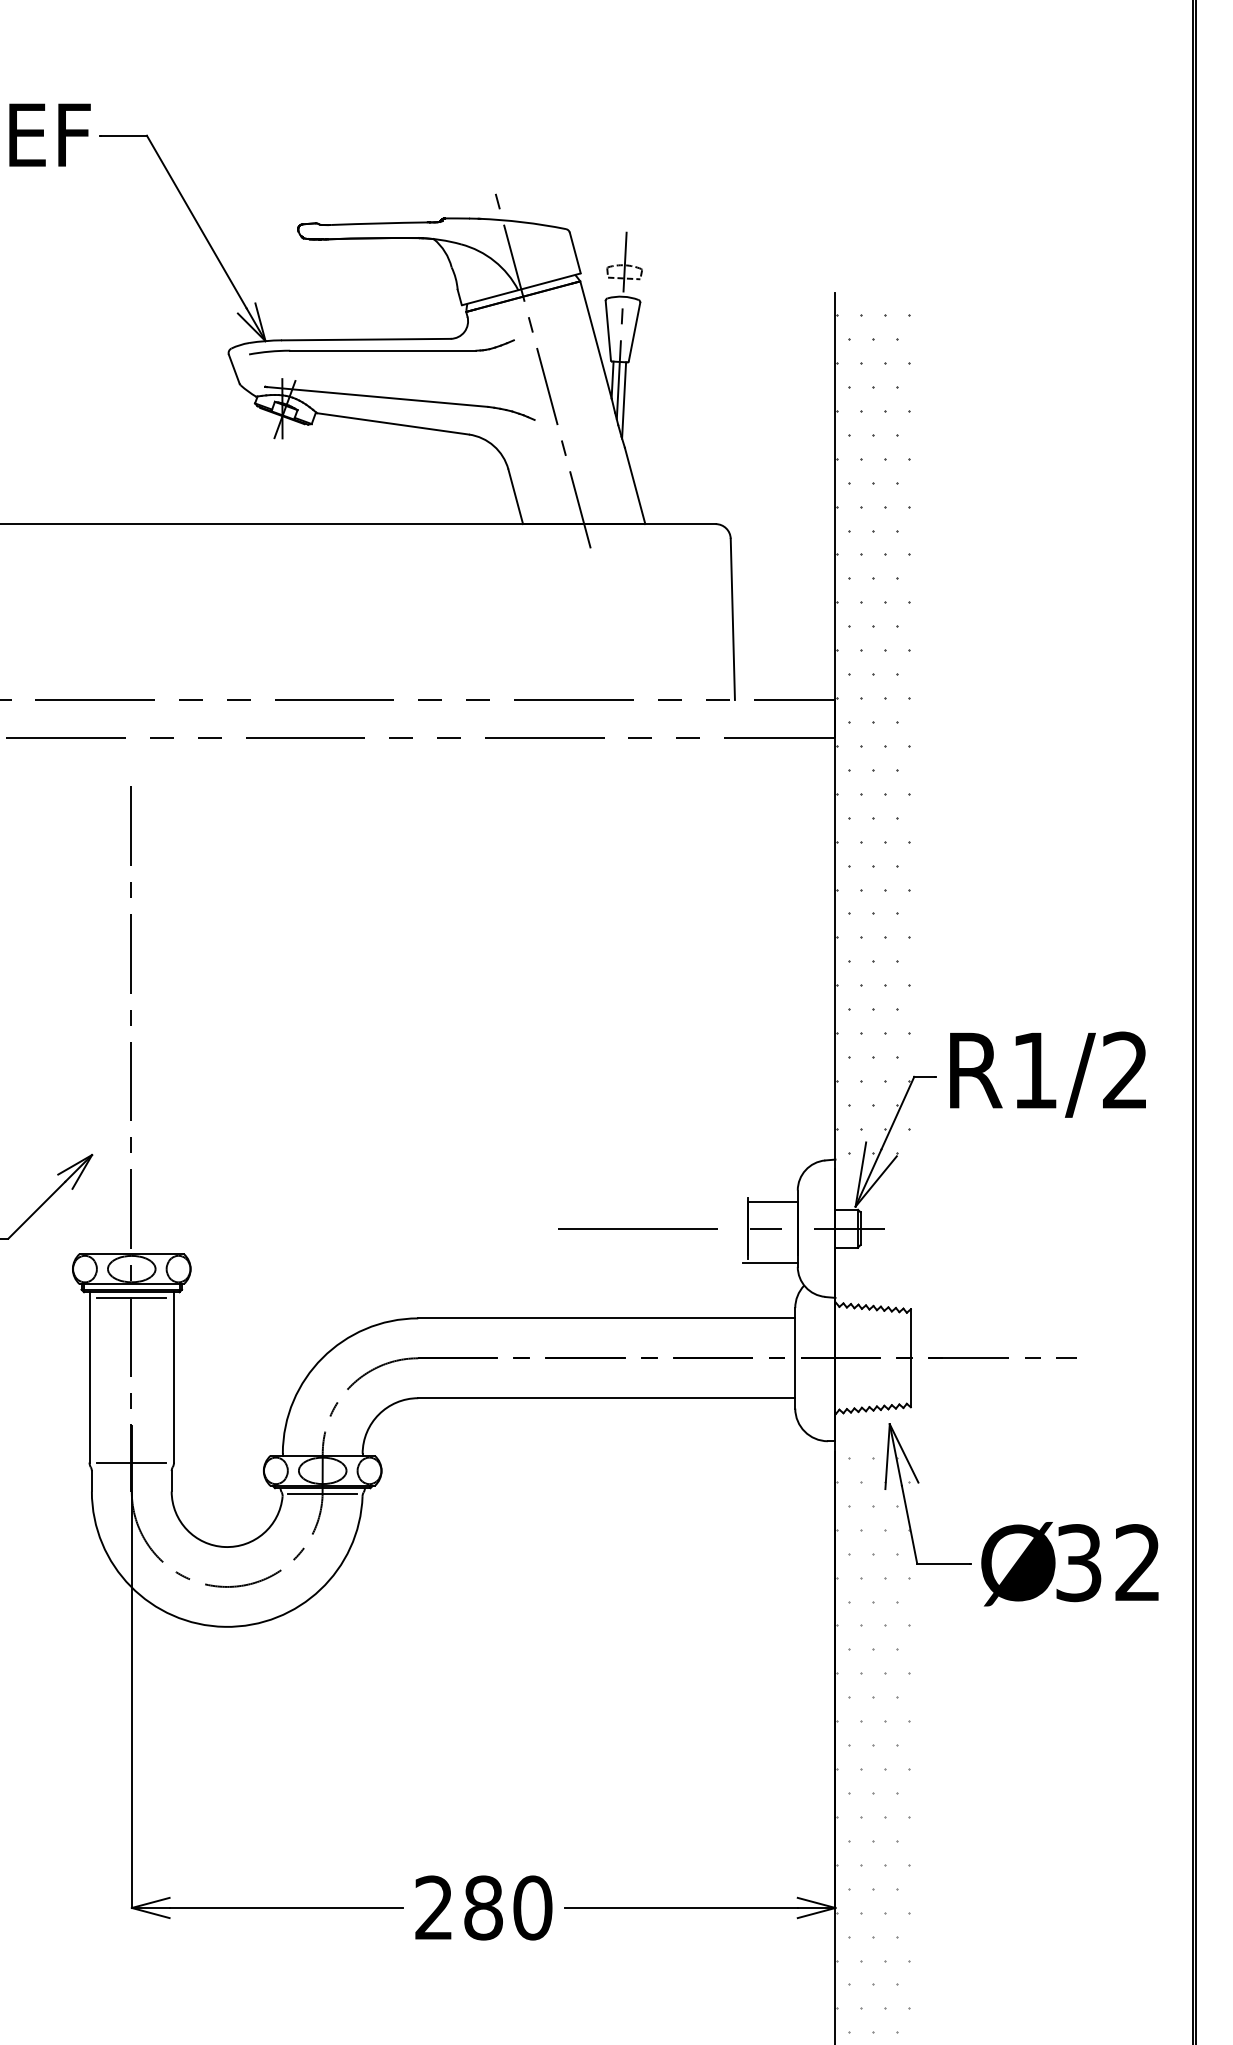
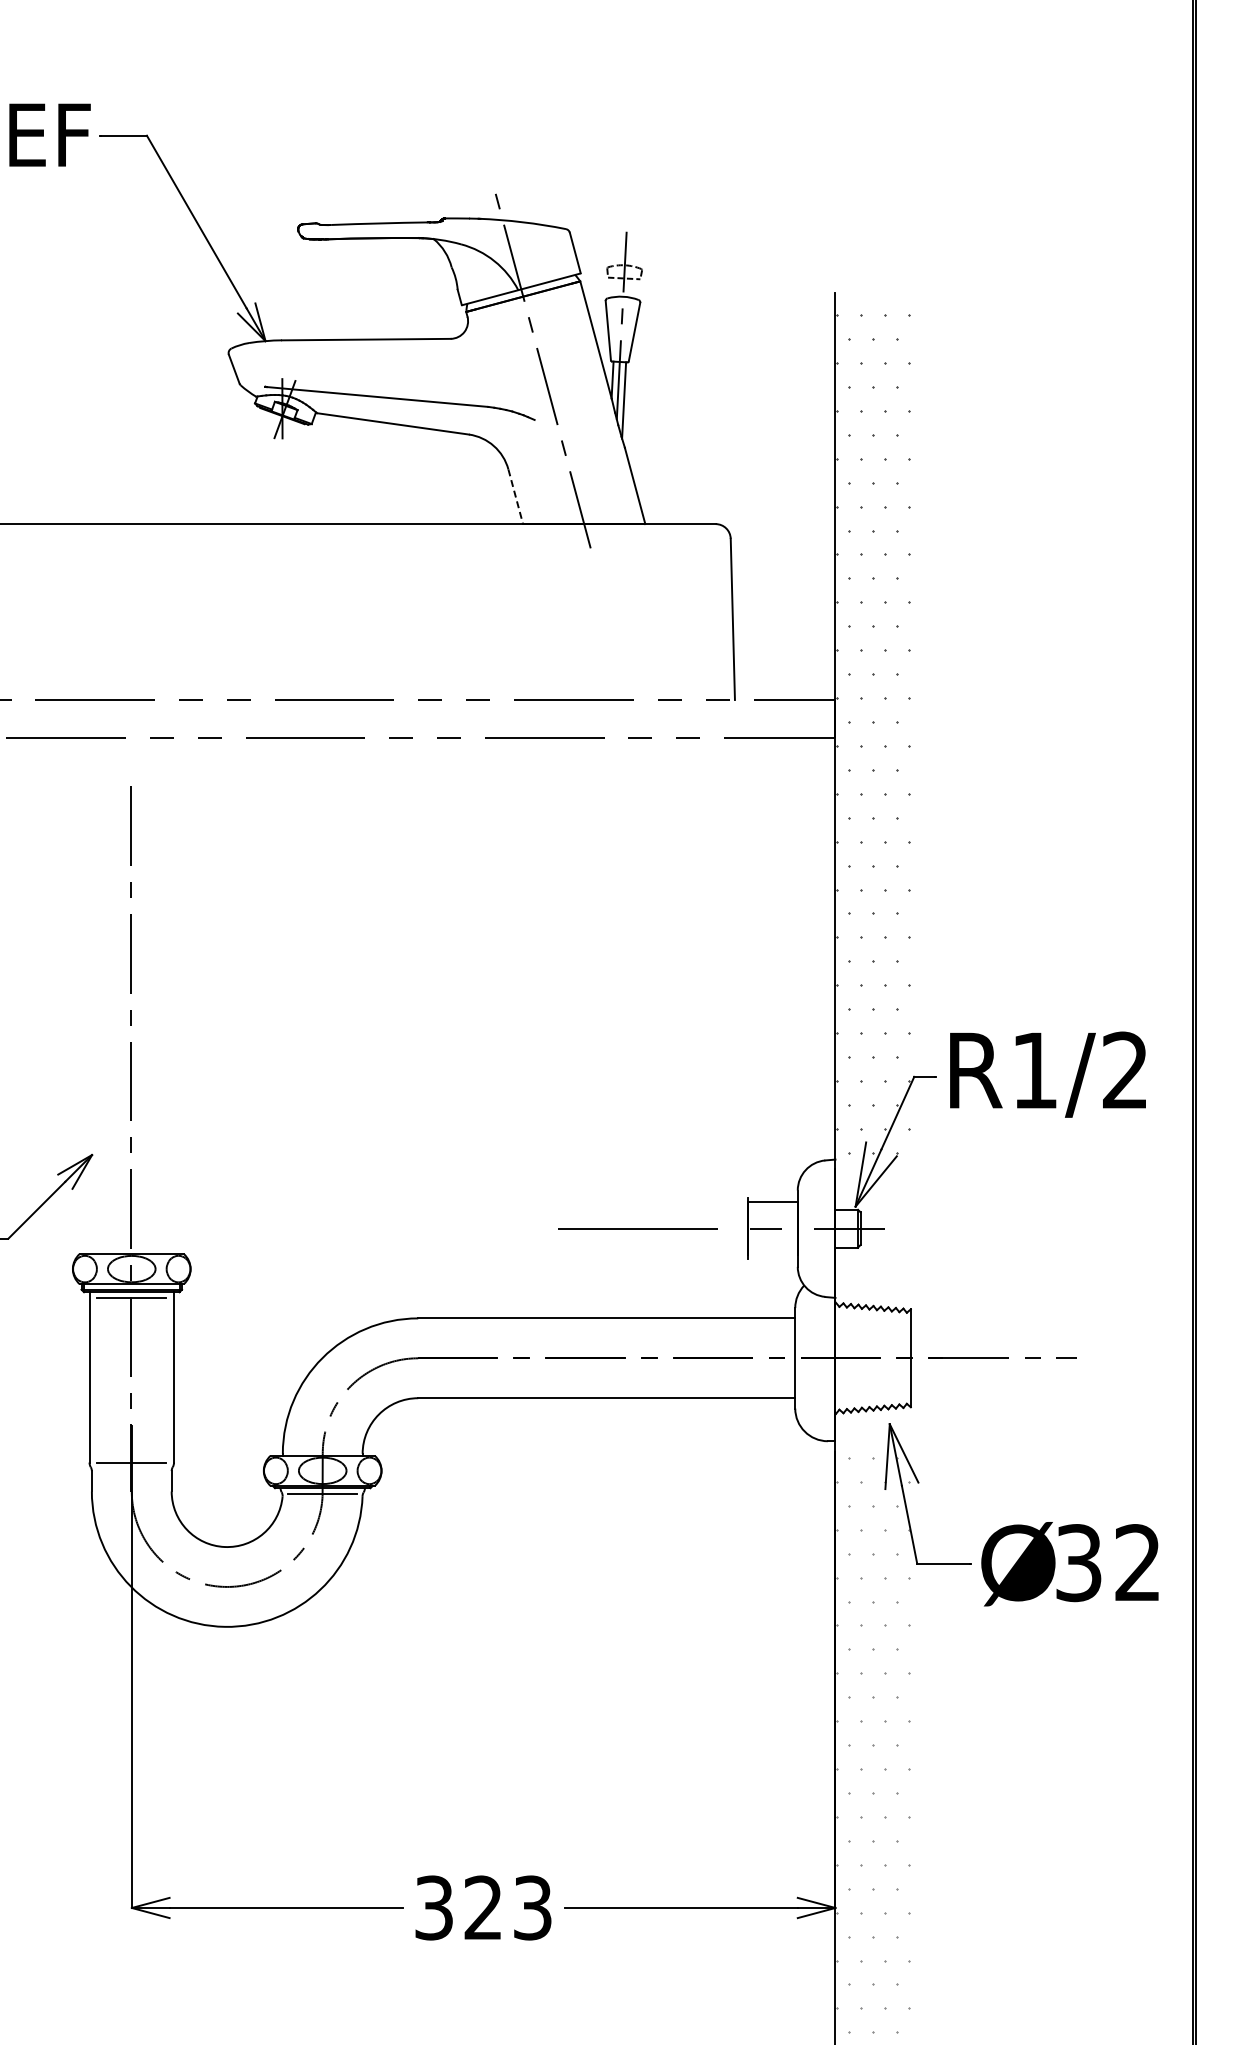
part: present -> none (381, 347)
line: solid -> dashed (515, 497)
line: present -> none (770, 1263)
text: 280 -> 323 (483, 1907)
